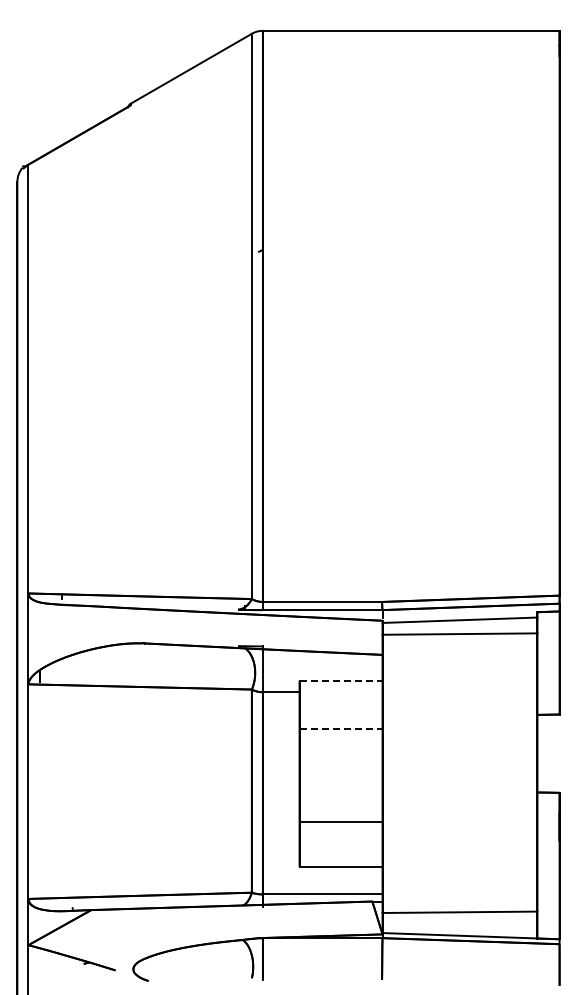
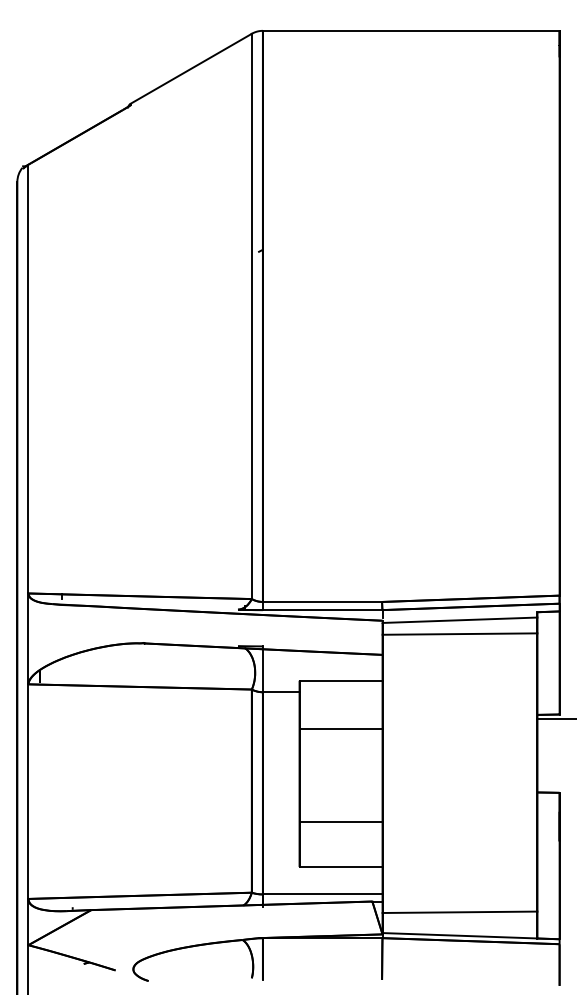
line: dashed -> solid (341, 680)
line: none -> present (555, 719)
line: dashed -> solid (341, 728)
